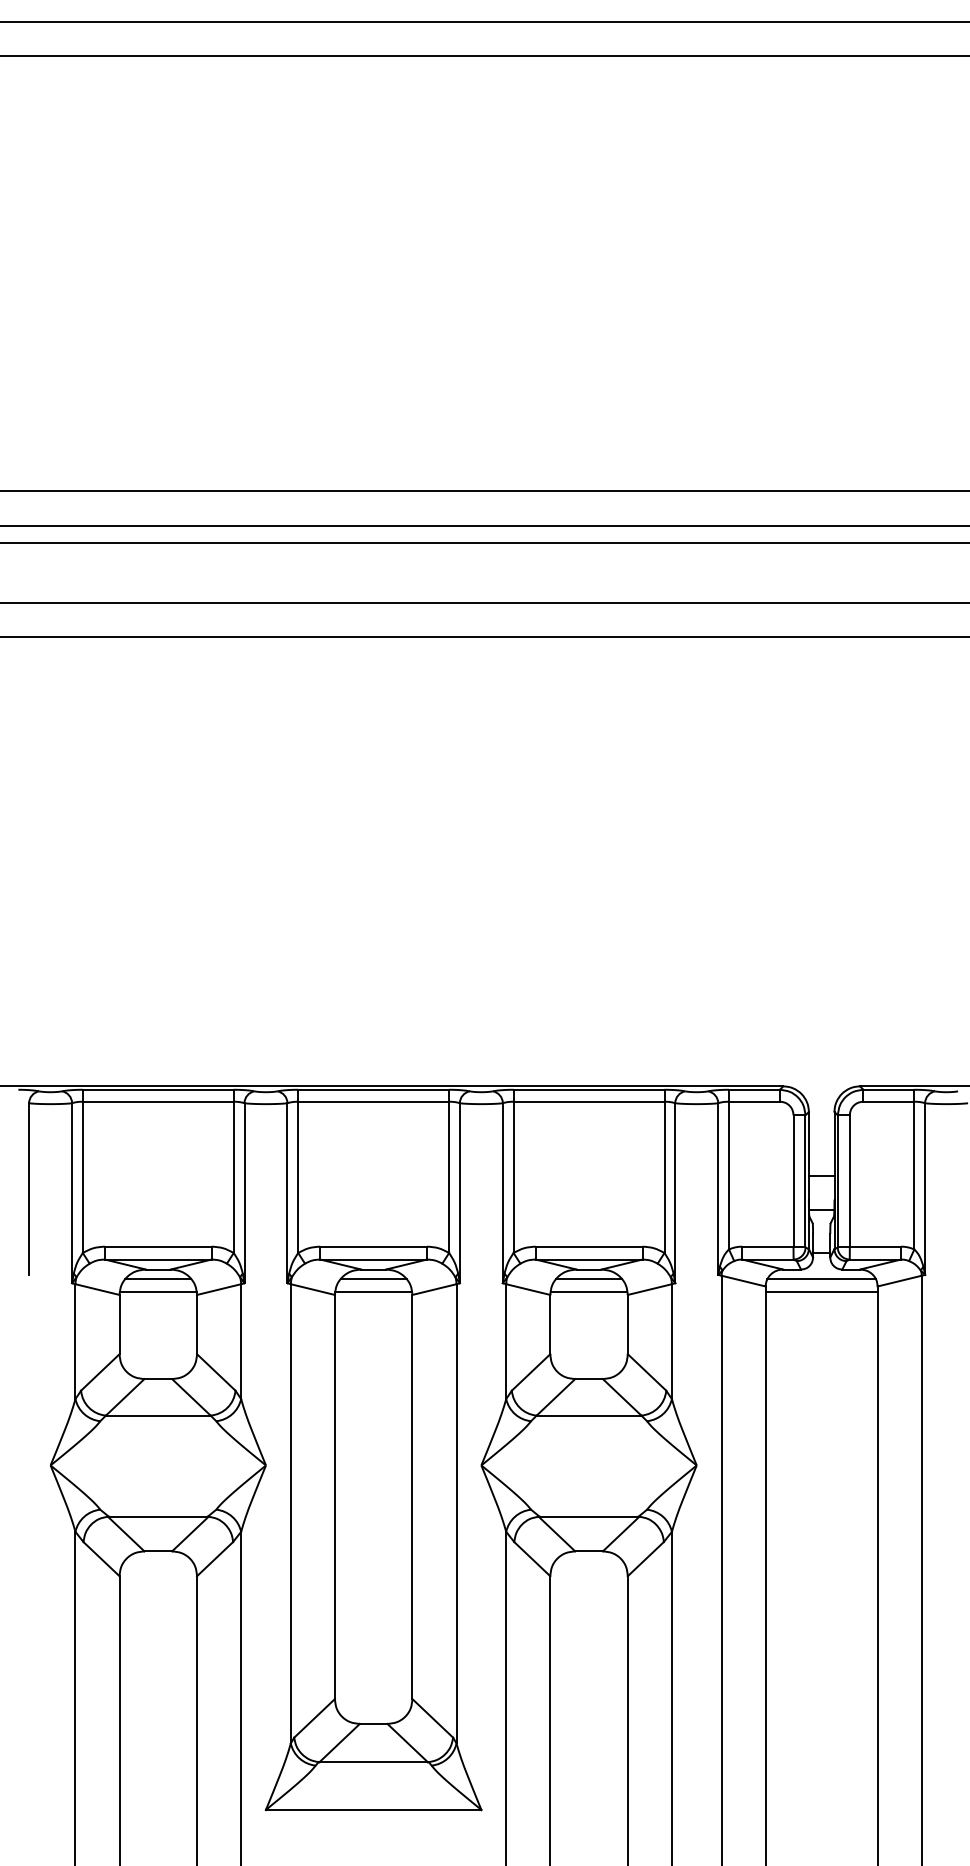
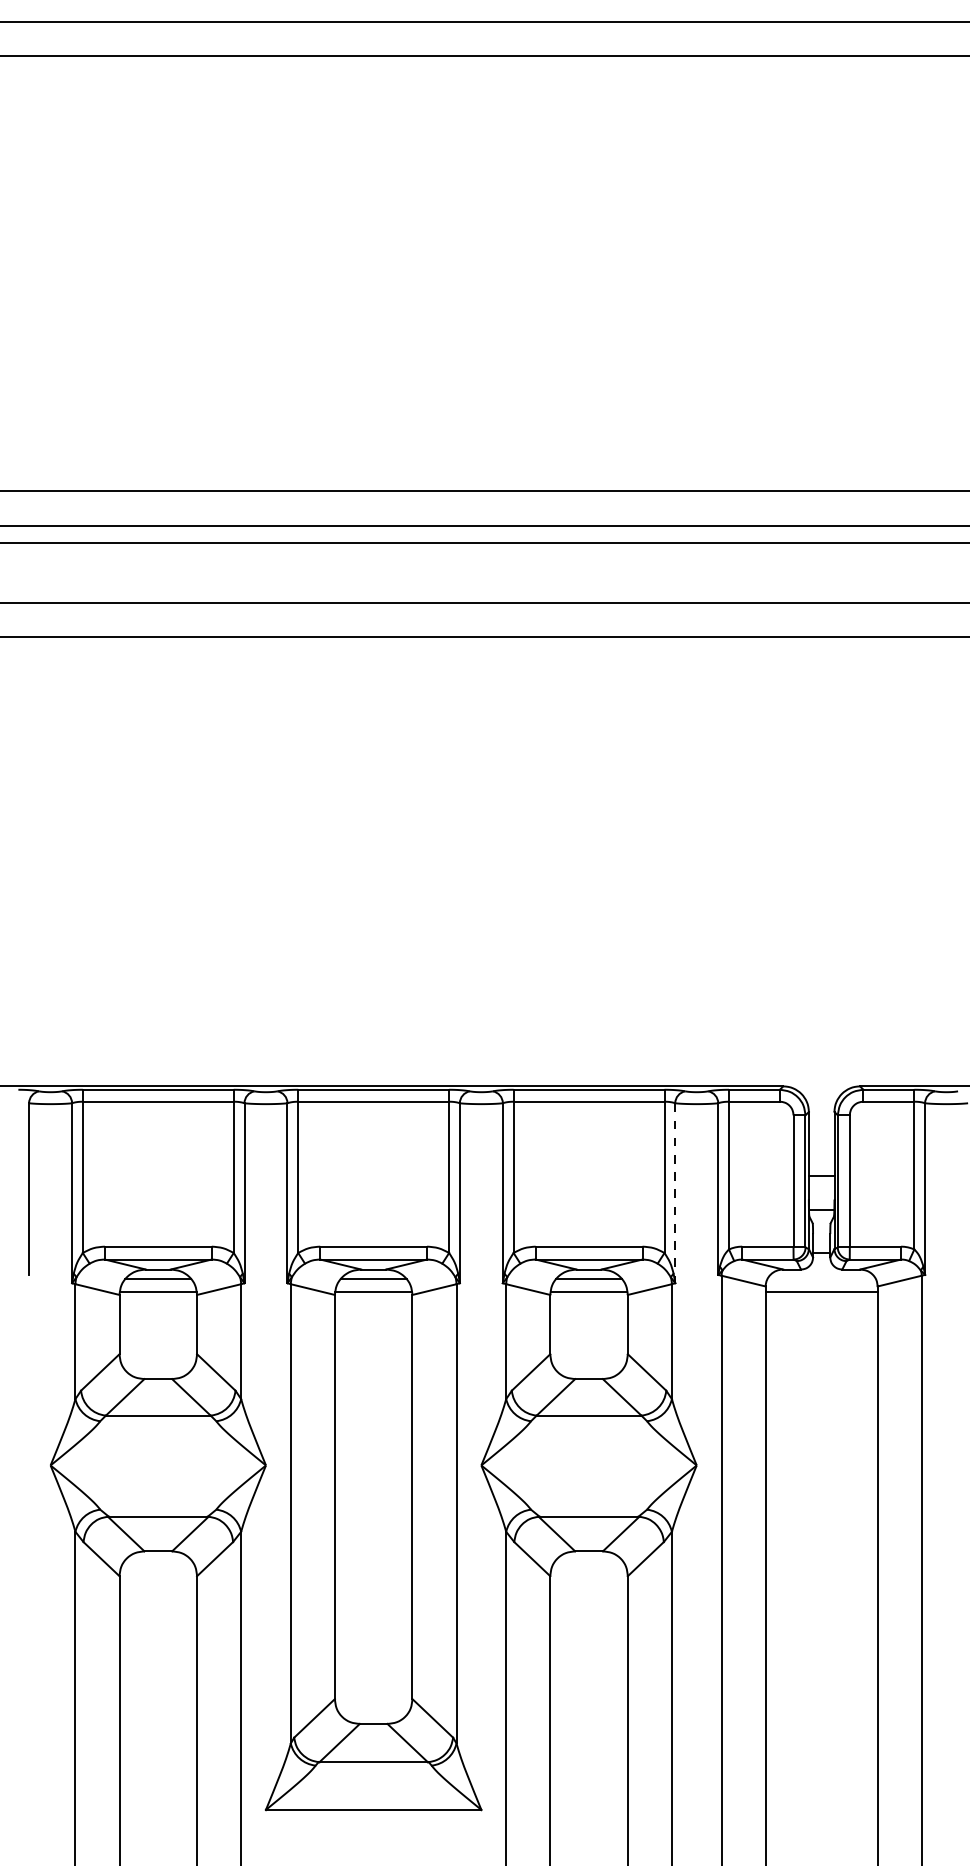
line: solid -> dashed (675, 1193)
line: present -> none (821, 1279)
